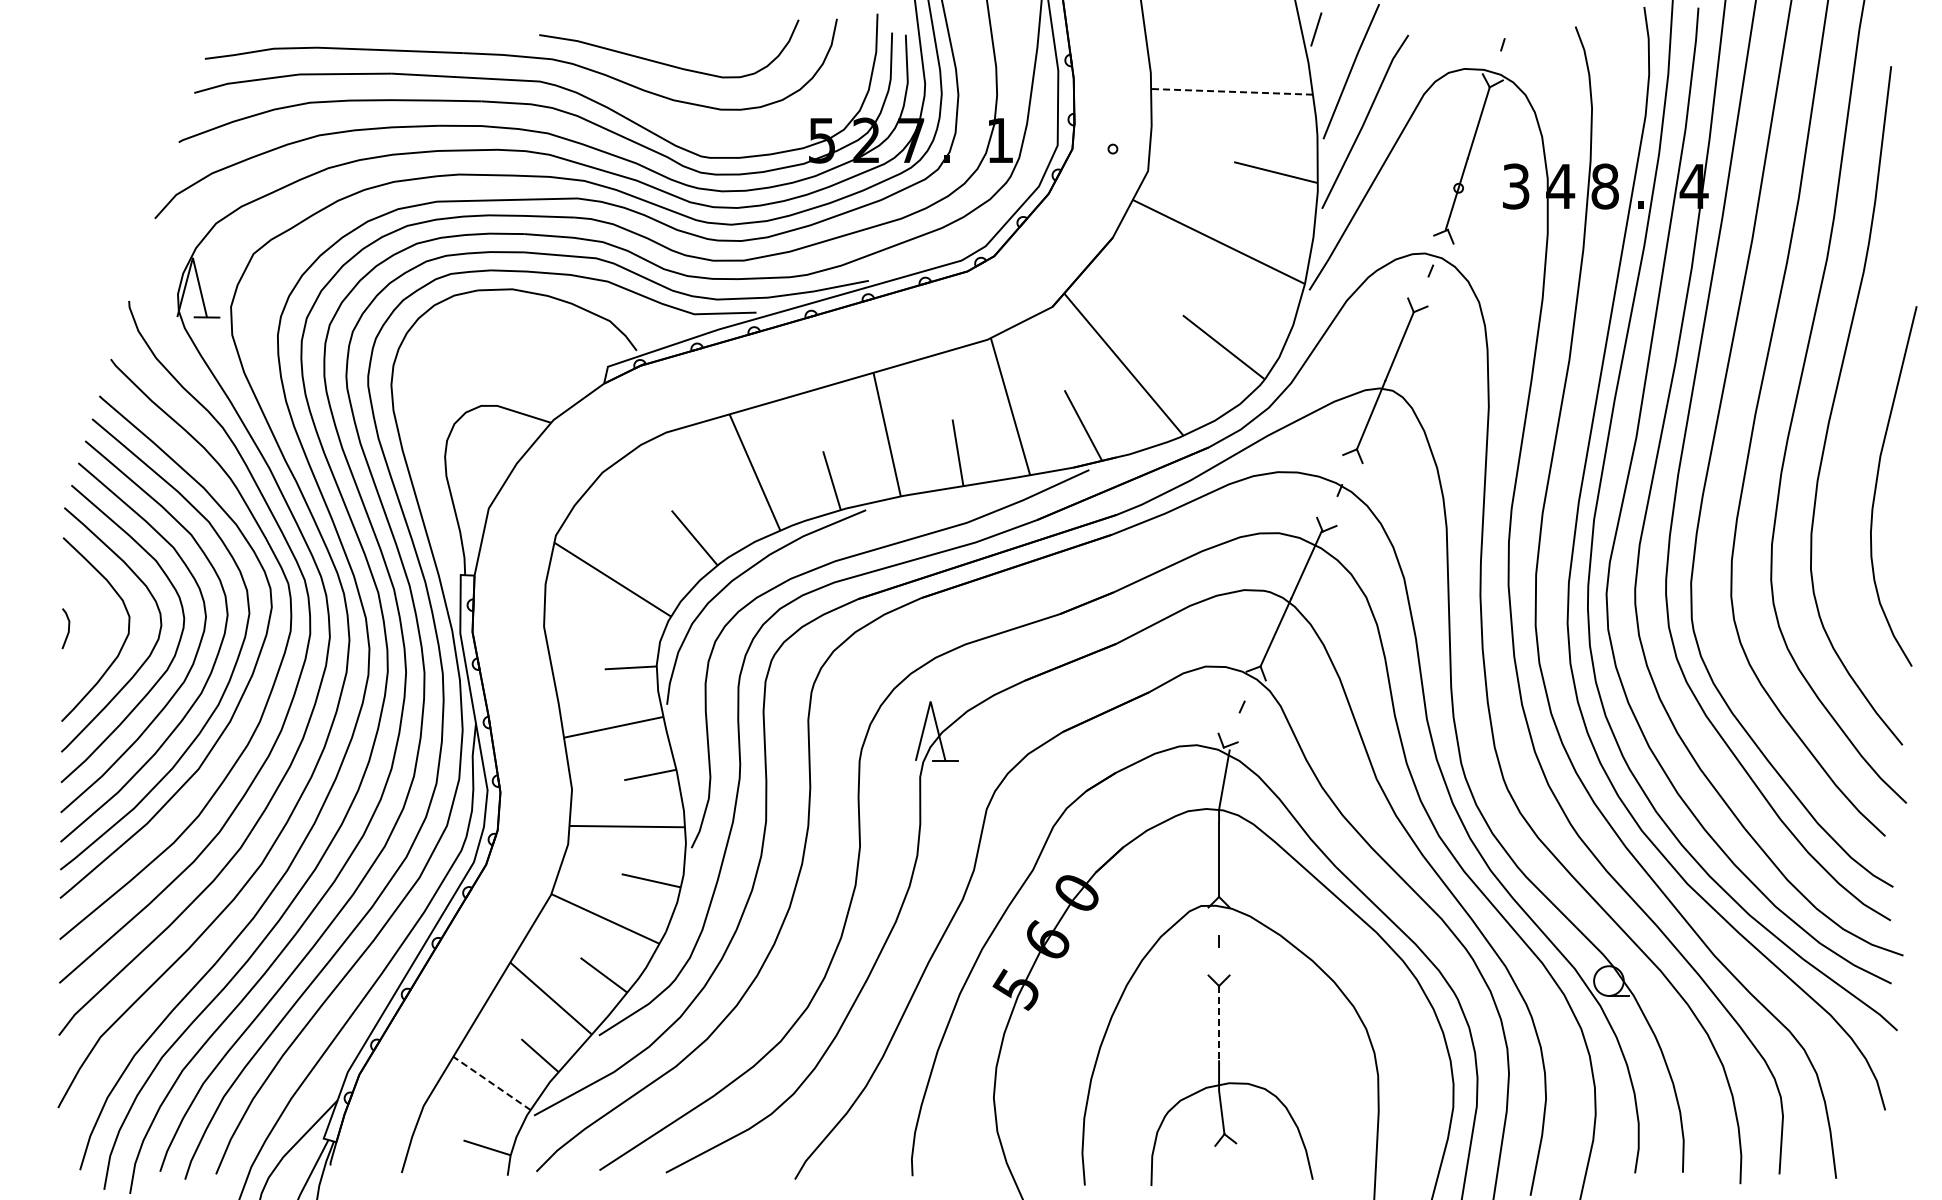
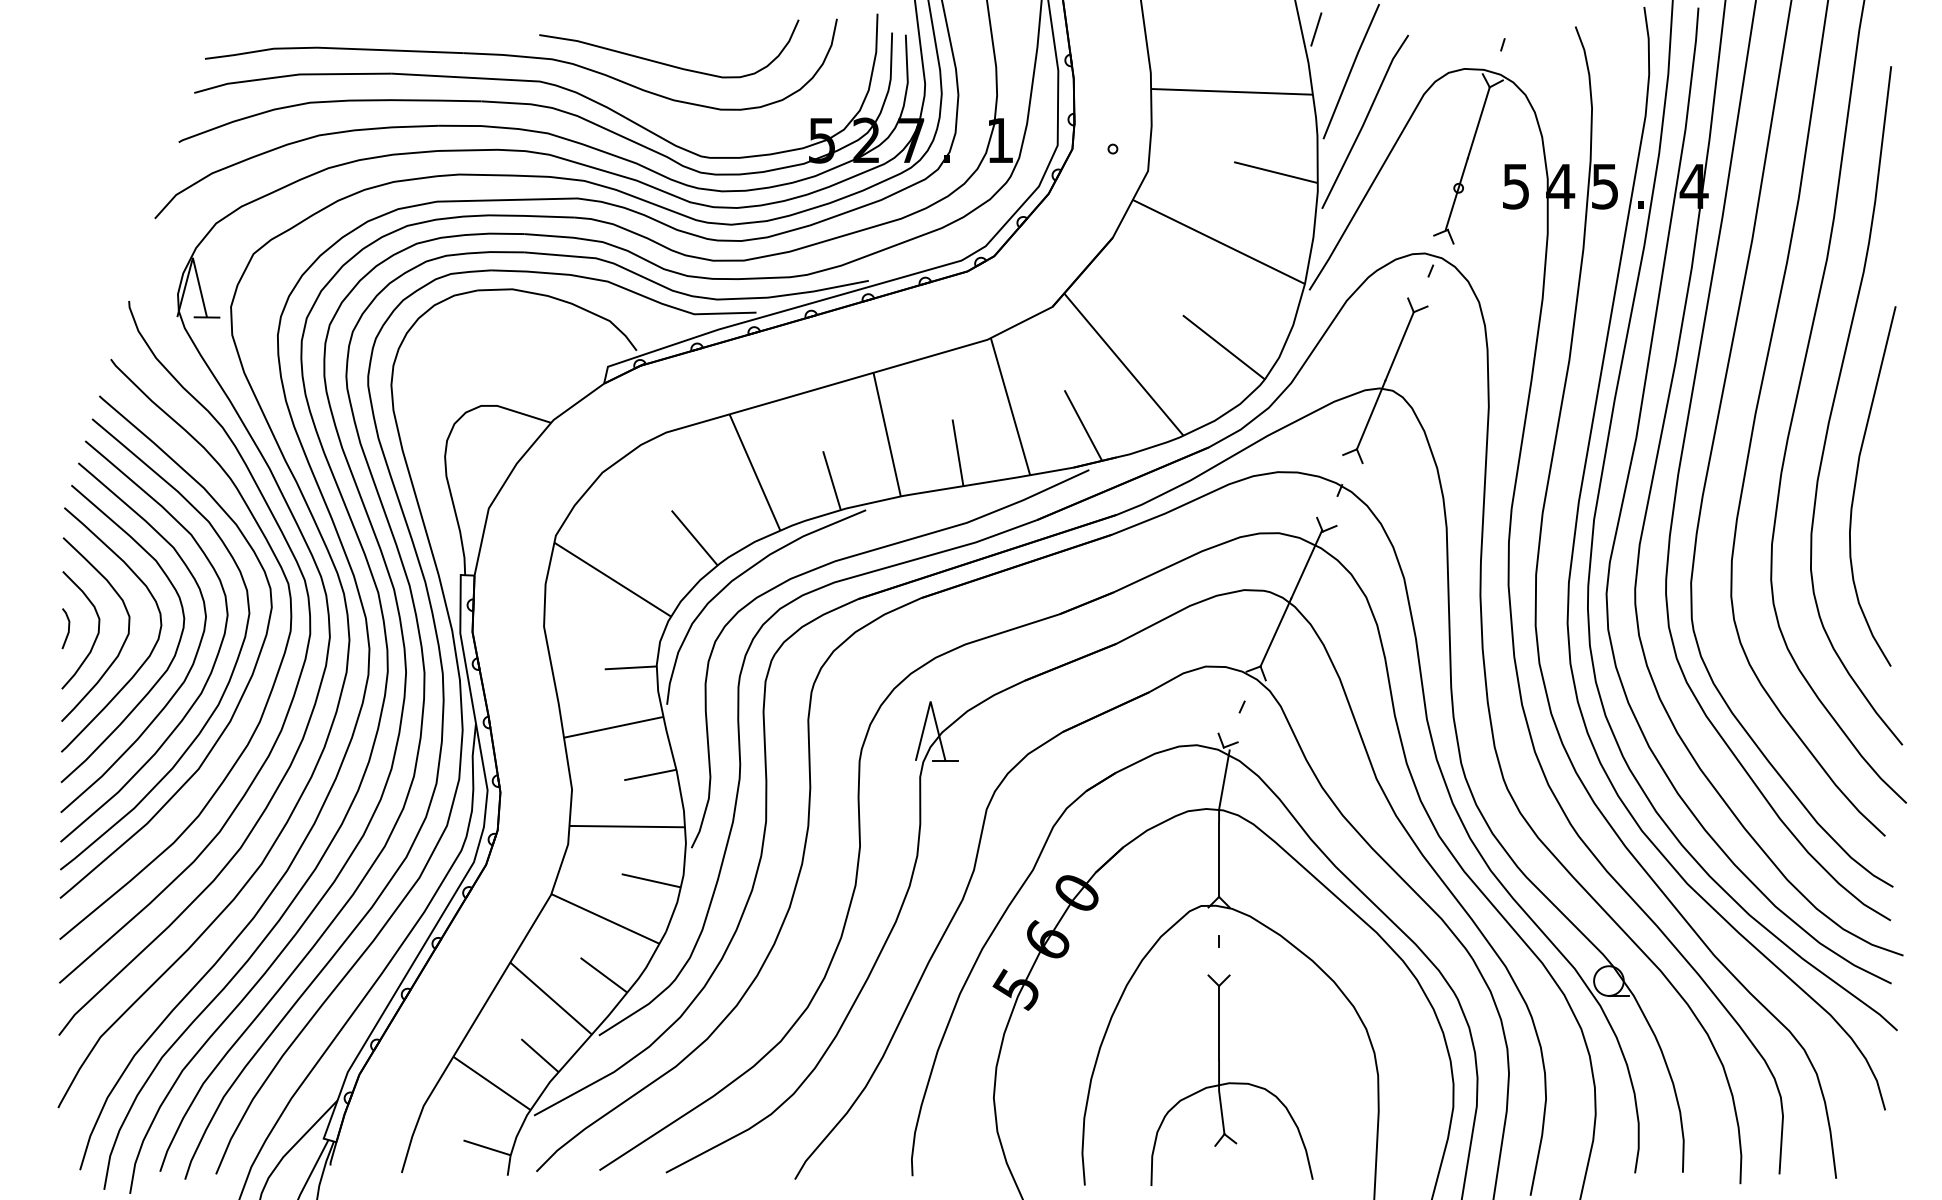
line: dashed -> solid (1232, 91)
text: 3 -> 5 (1516, 185)
text: 8 -> 5 (1604, 186)
curve position: (1877, 484) -> (1856, 484) (1856, 484)
curve: none -> present (95, 637)
line: dashed -> solid (1219, 1023)
line: dashed -> solid (492, 1083)
